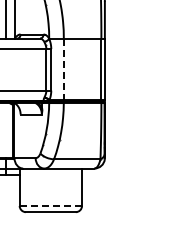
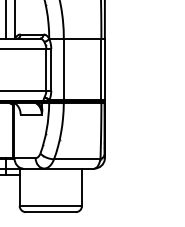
line: dashed -> solid (63, 69)
line: dashed -> solid (50, 205)
